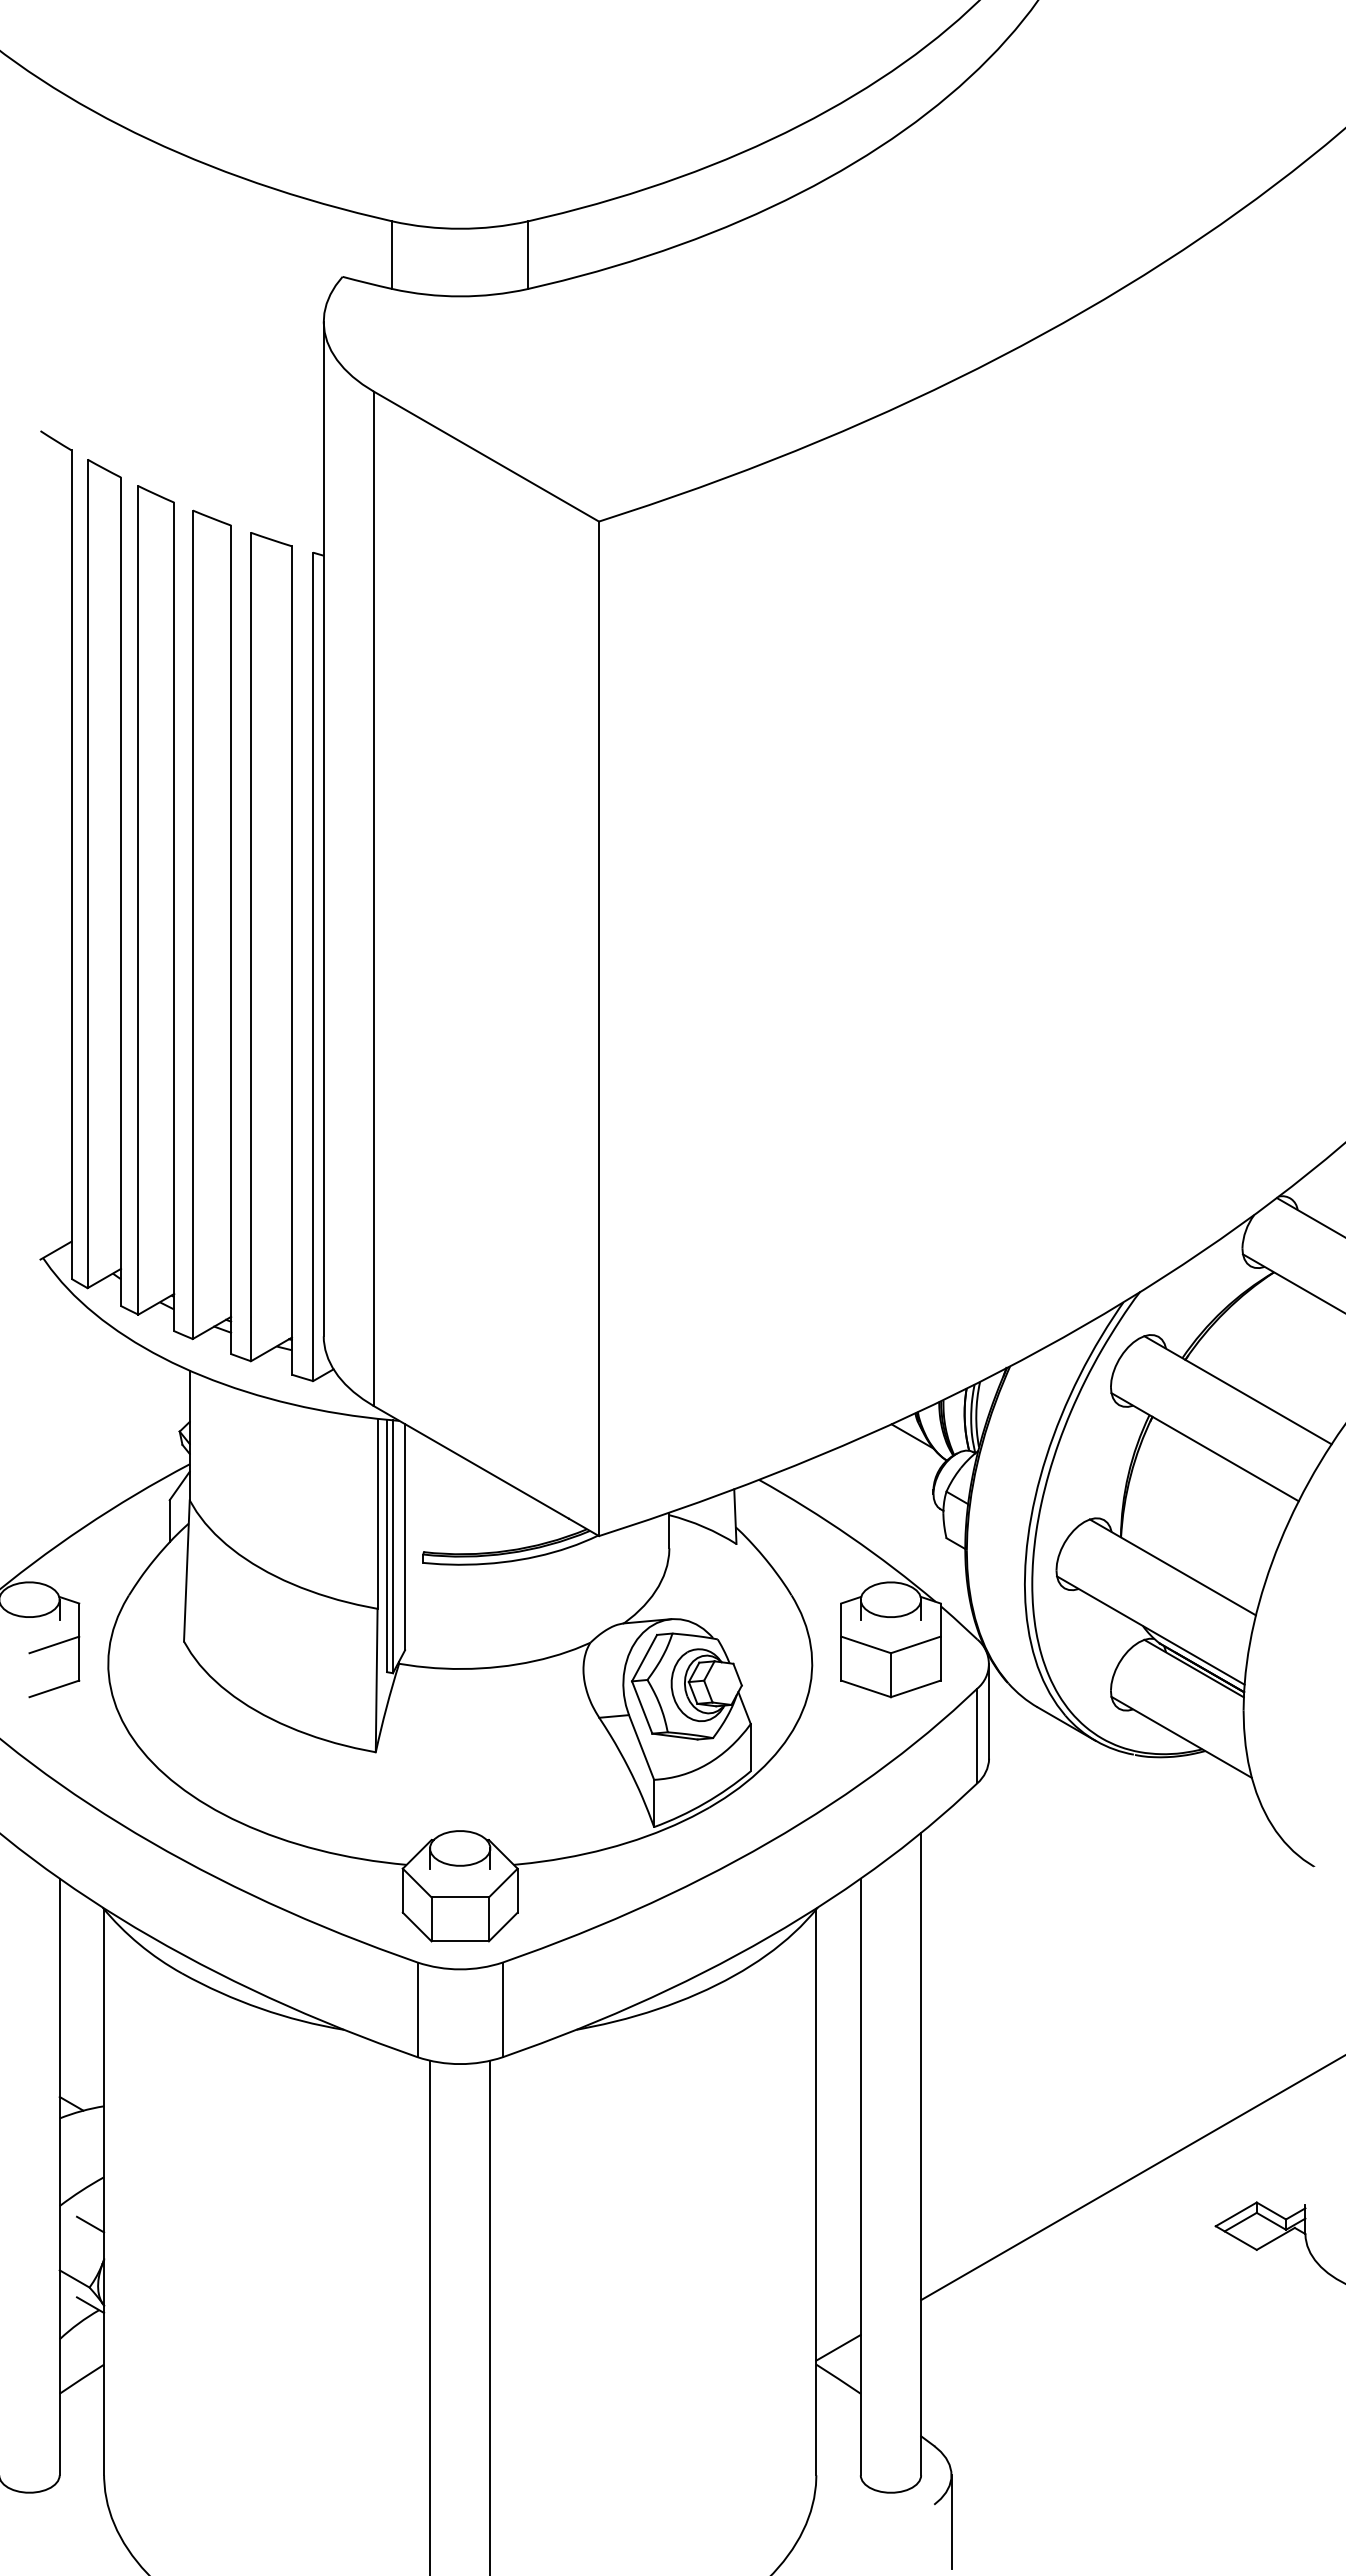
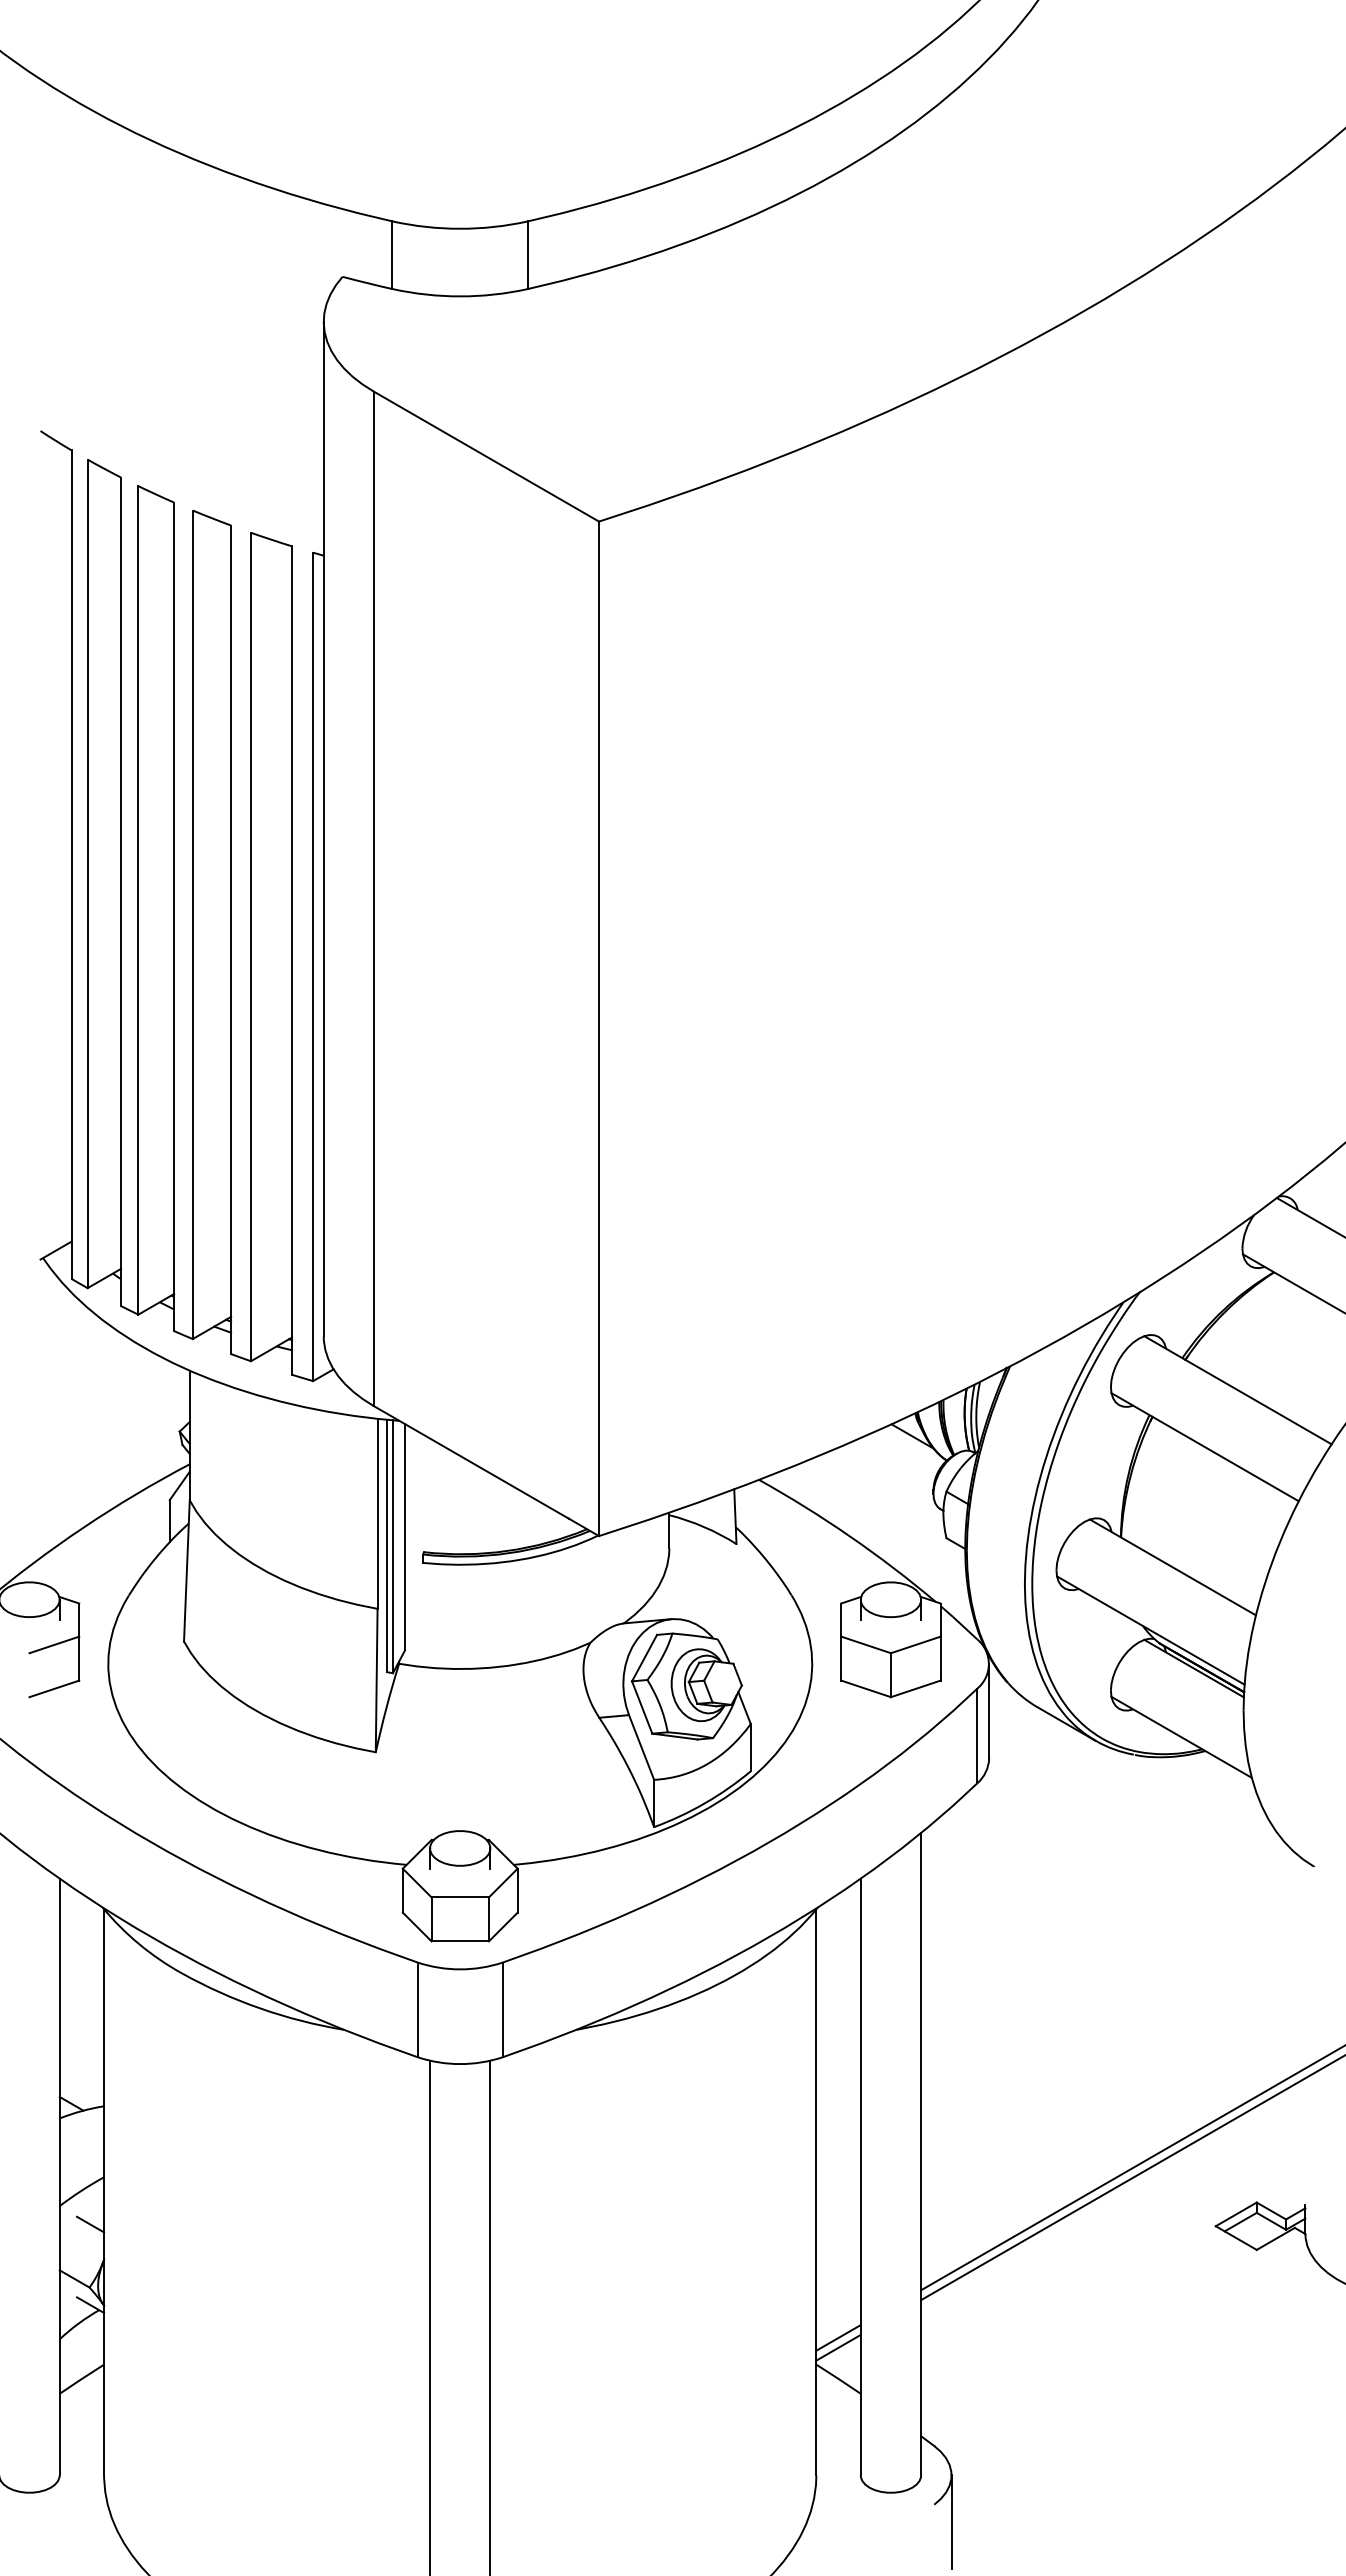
line: none -> present (1131, 2168)
line: none -> present (838, 2337)
